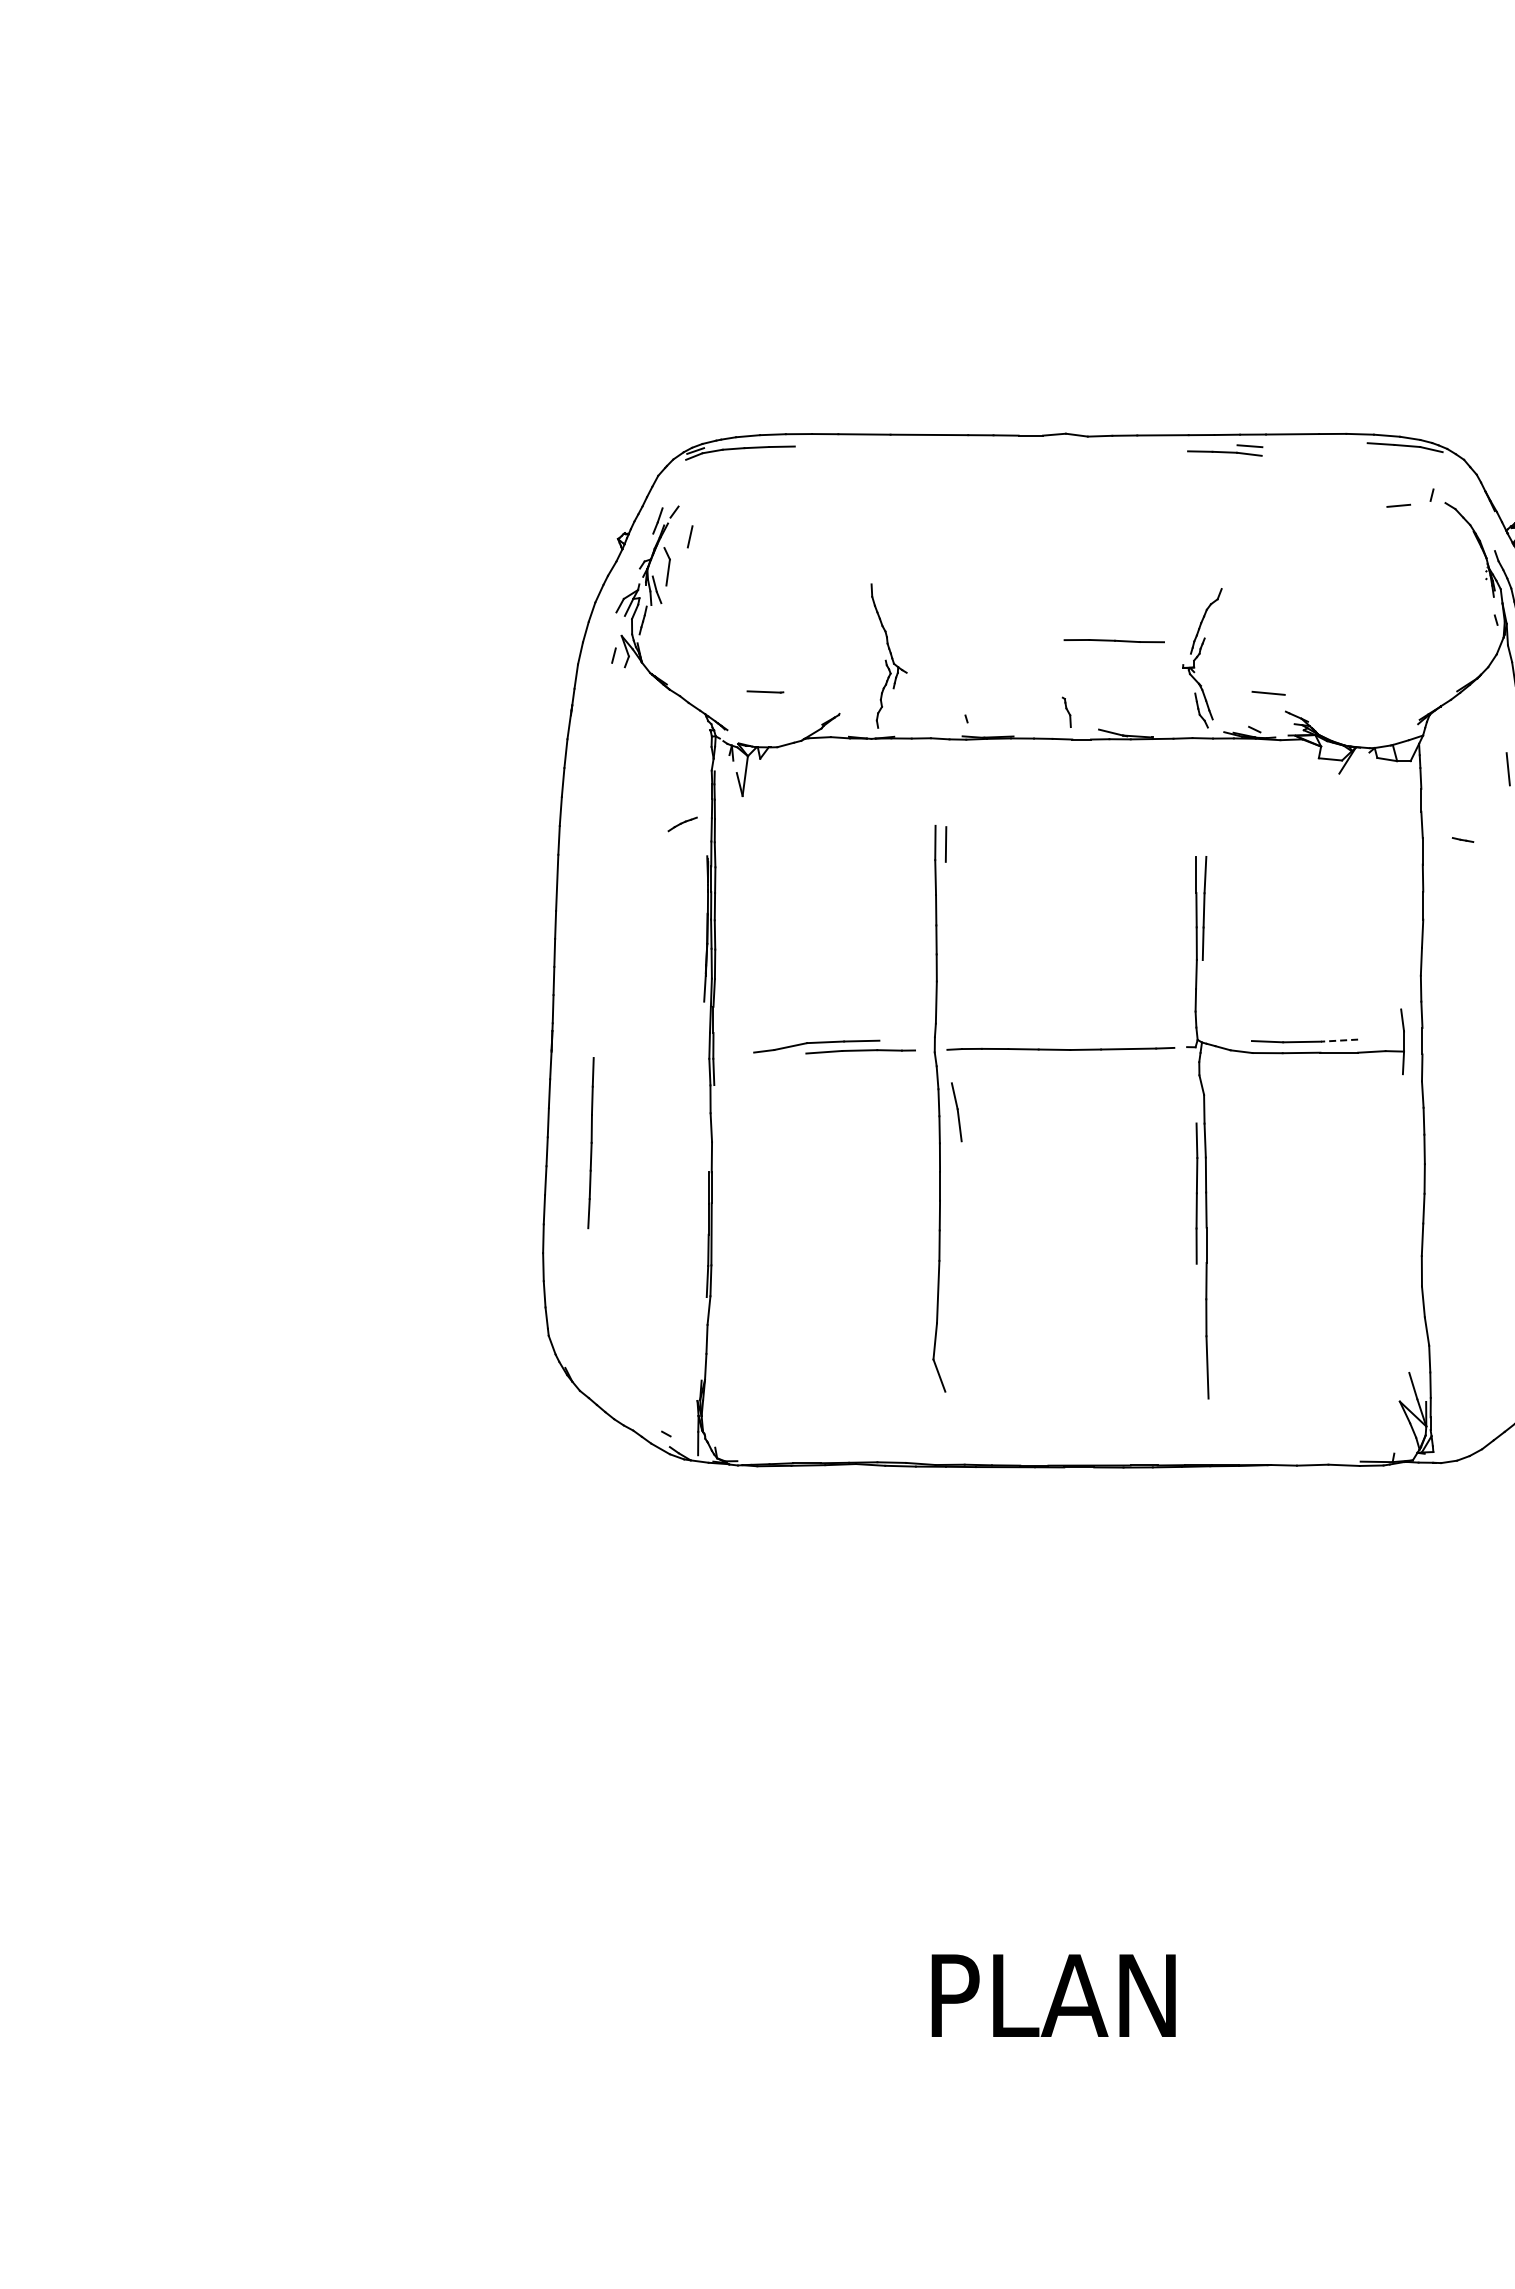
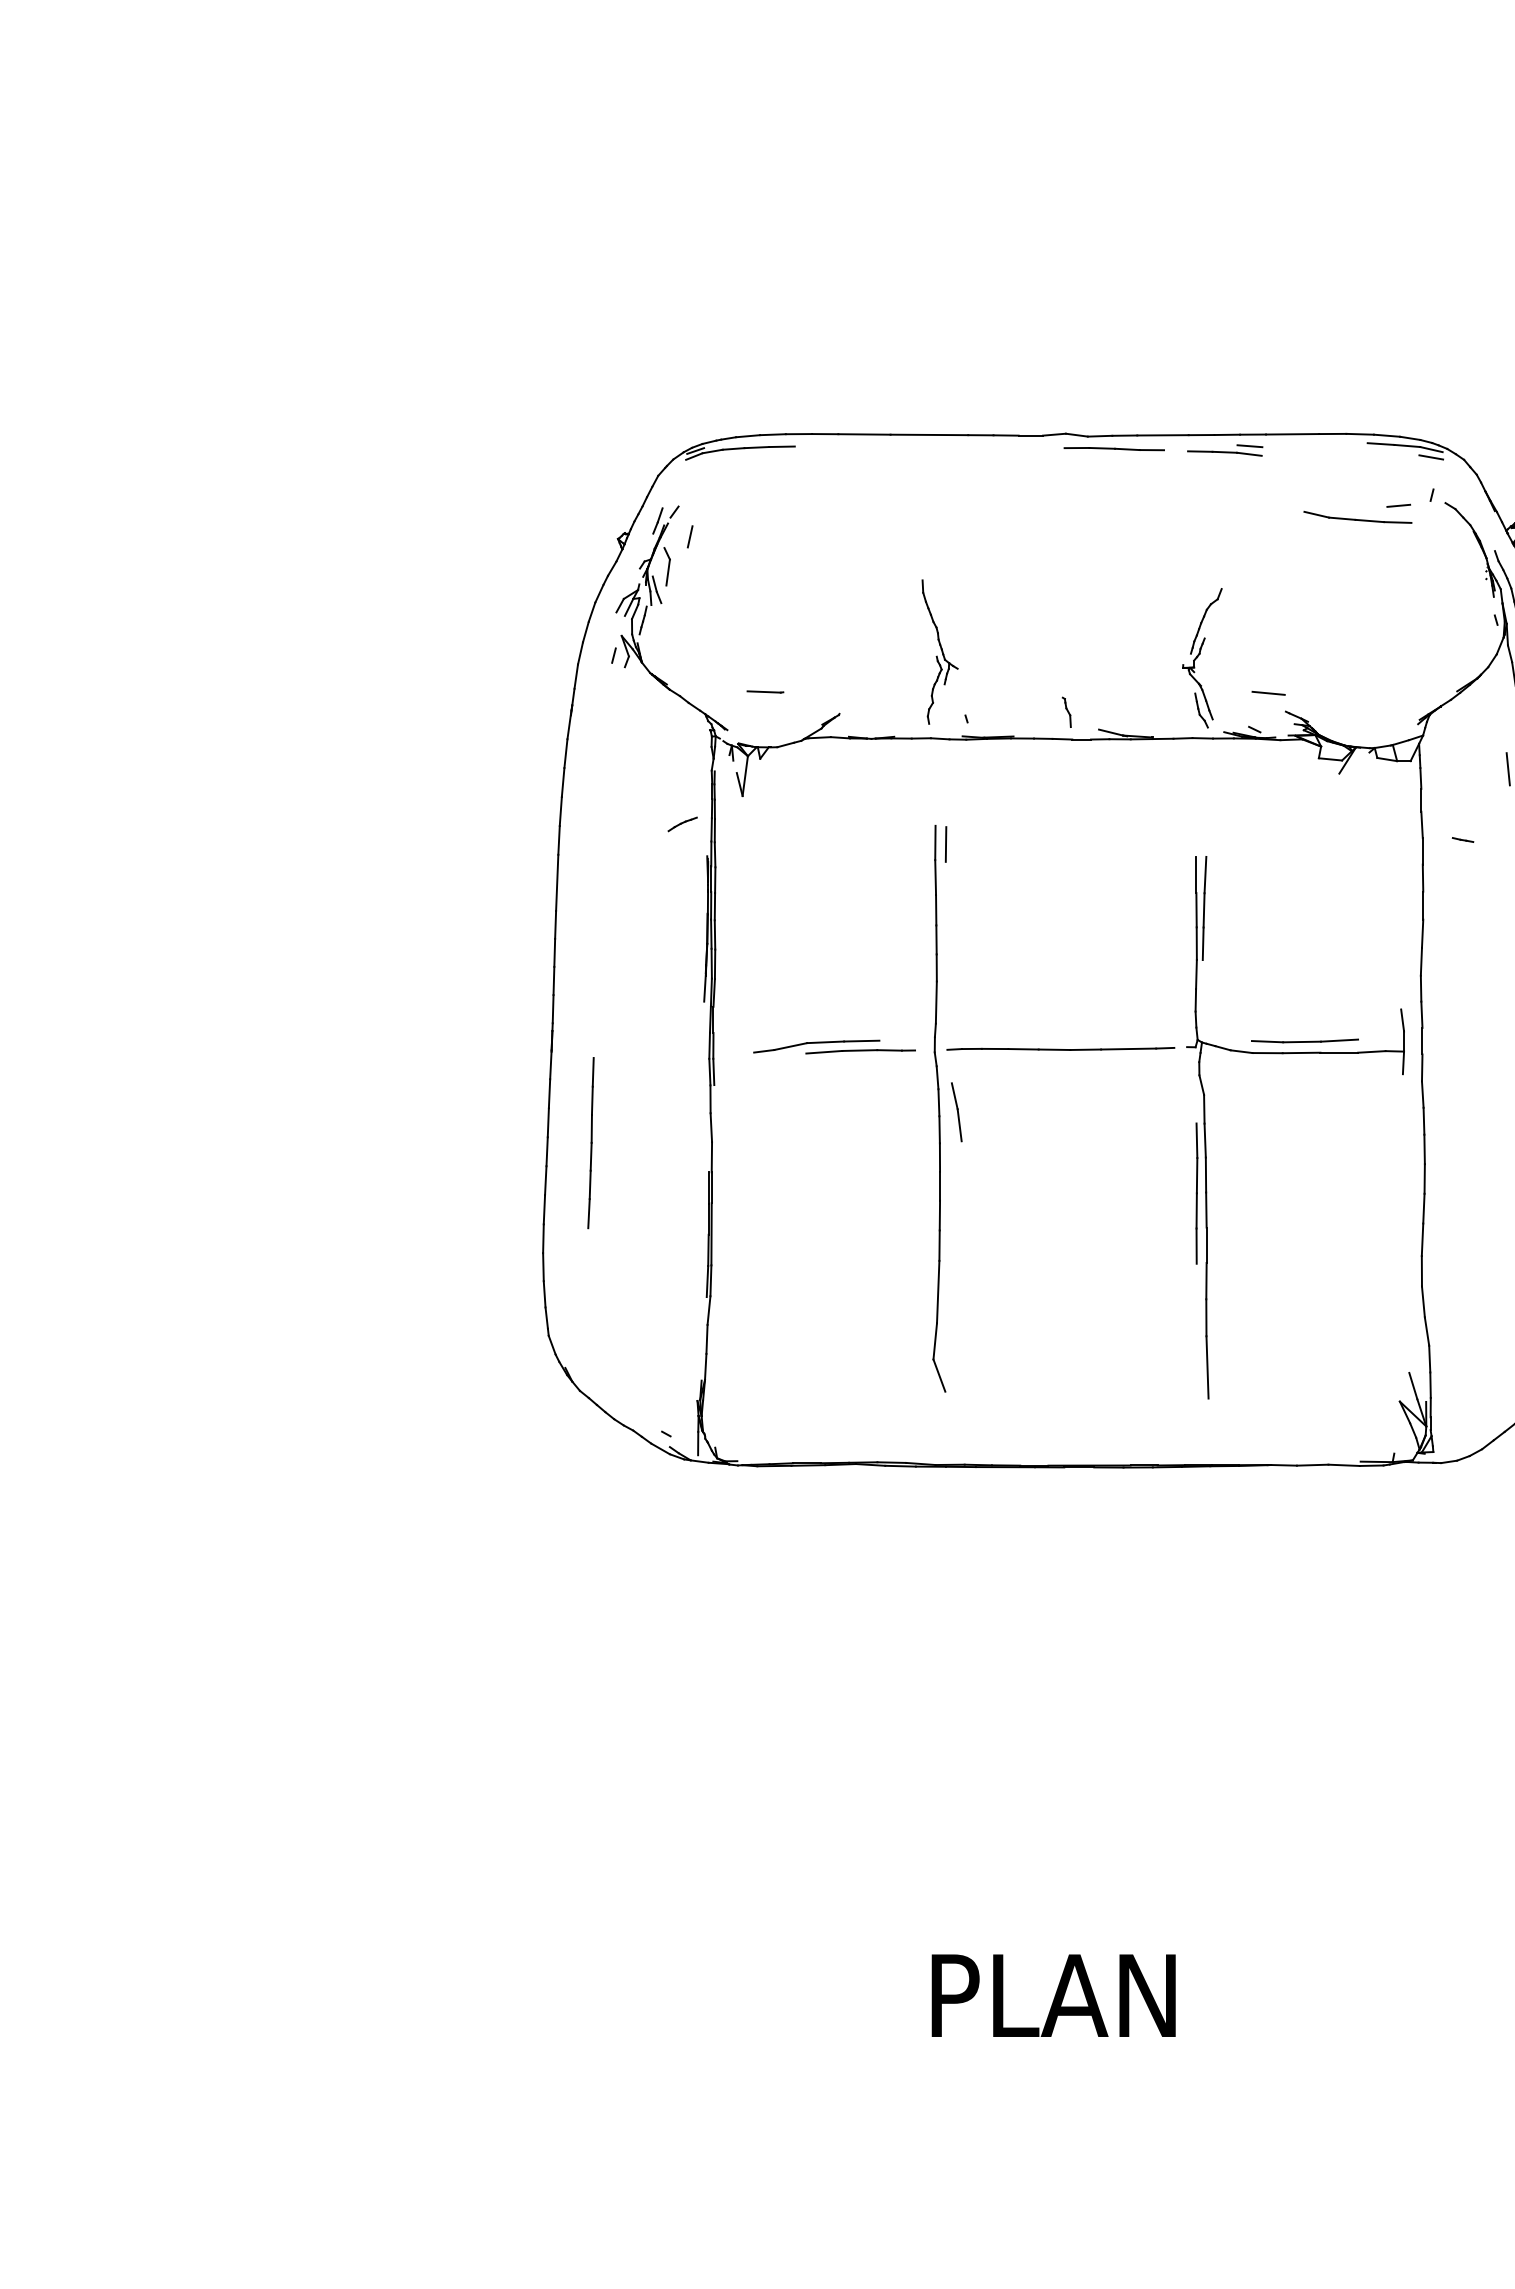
line: none -> present (1431, 457)
part: none -> present (1357, 517)
line position: (1113, 641) -> (1113, 449) (1113, 449)
part position: (888, 655) -> (939, 651) (939, 651)
line: dashed -> solid (1339, 1040)
